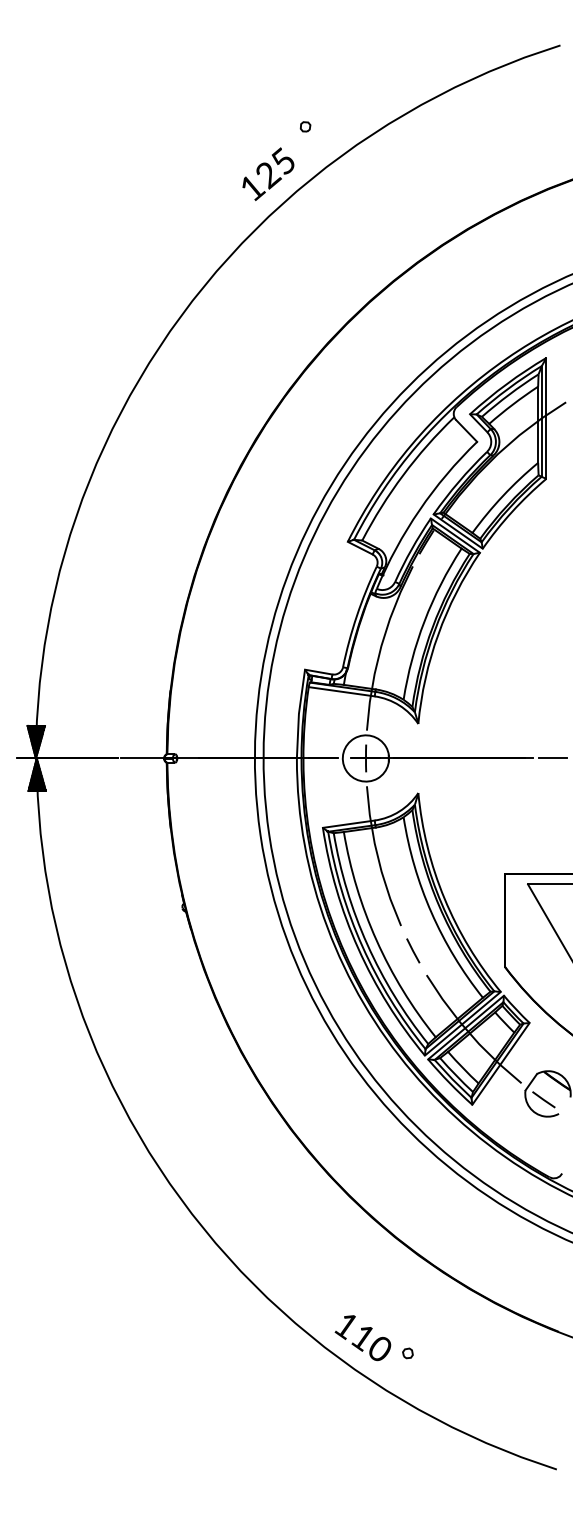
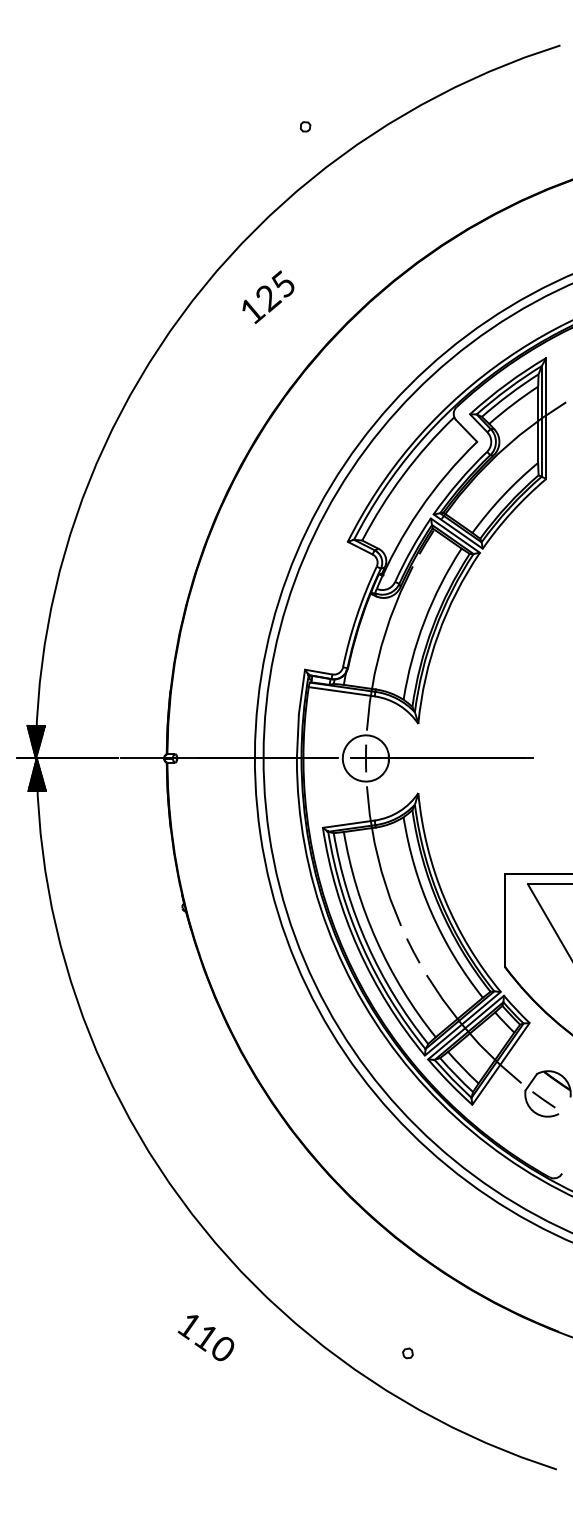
text position: (268, 173) -> (268, 296) (268, 296)
line: present -> none (552, 758)
text position: (362, 1338) -> (205, 1338) (205, 1338)
